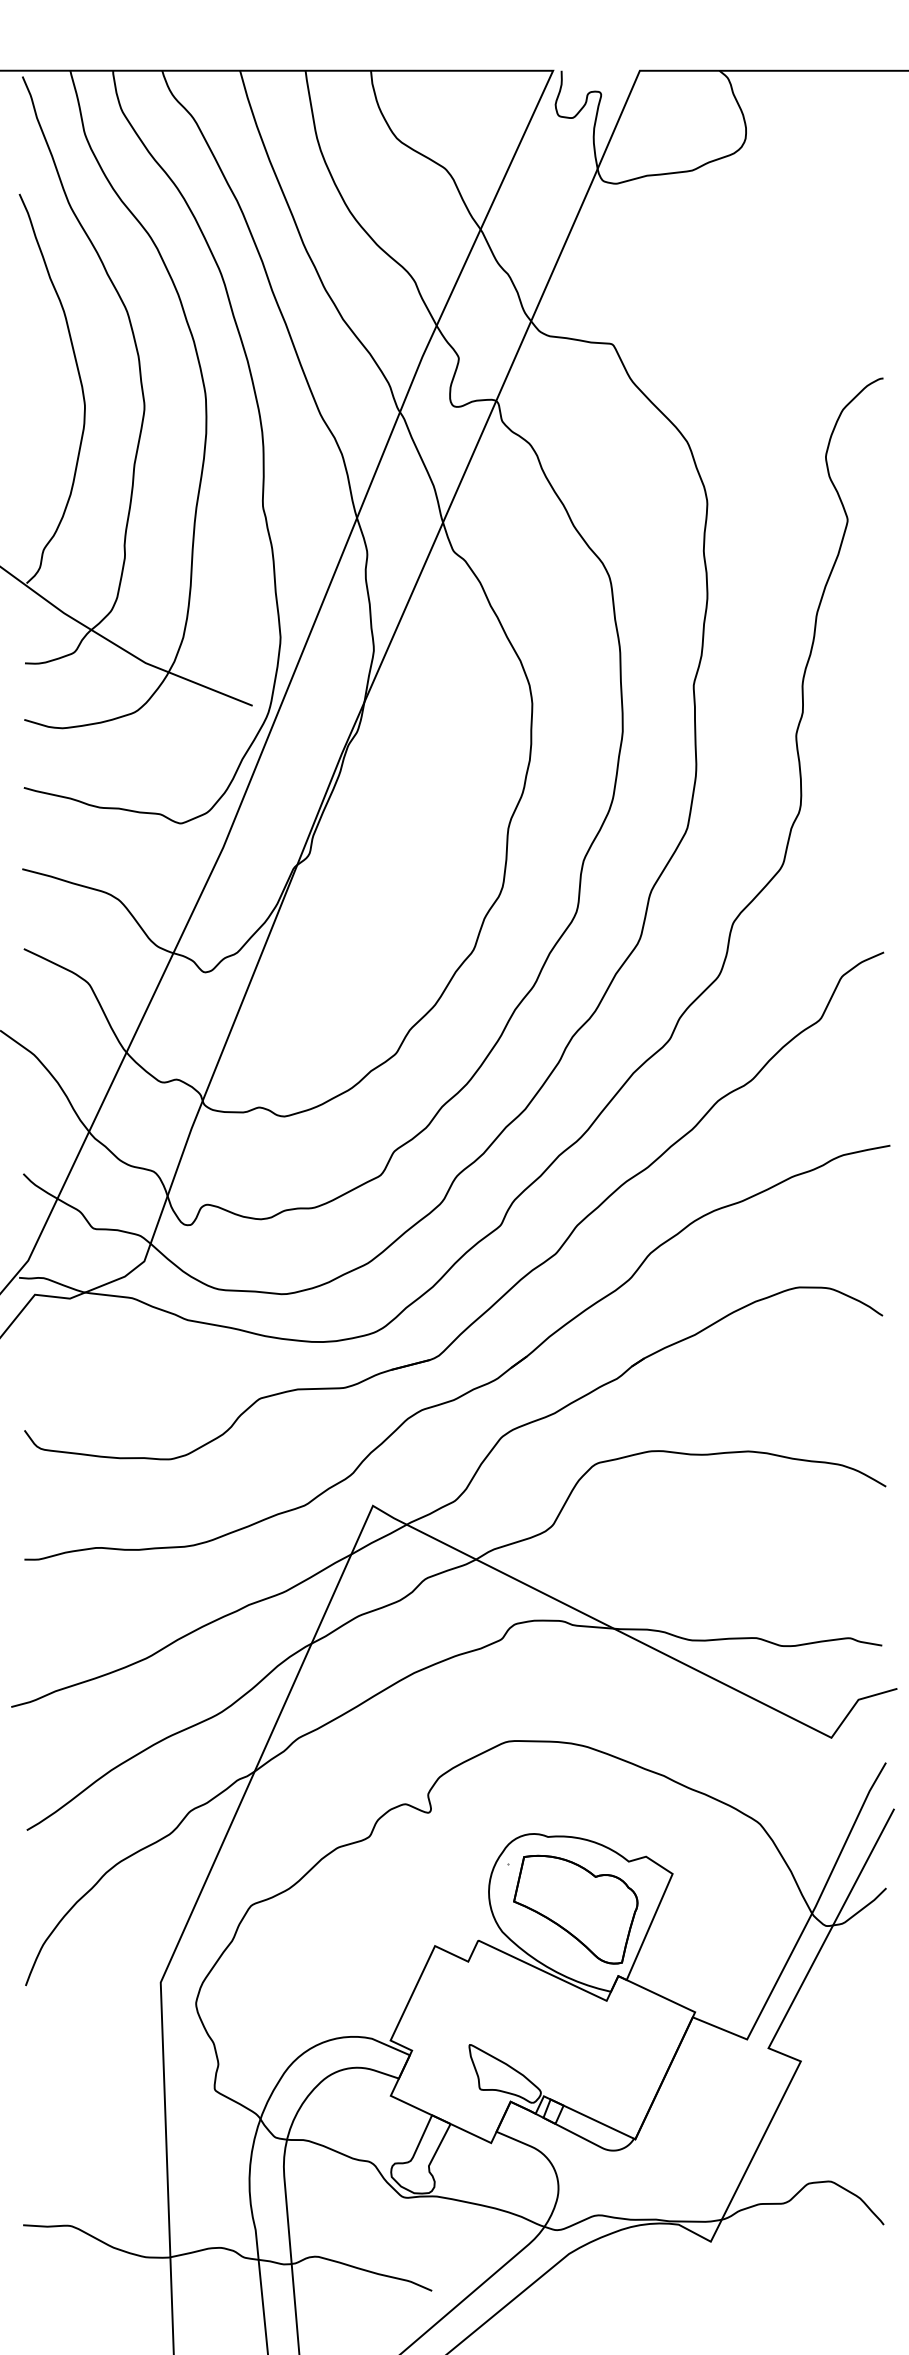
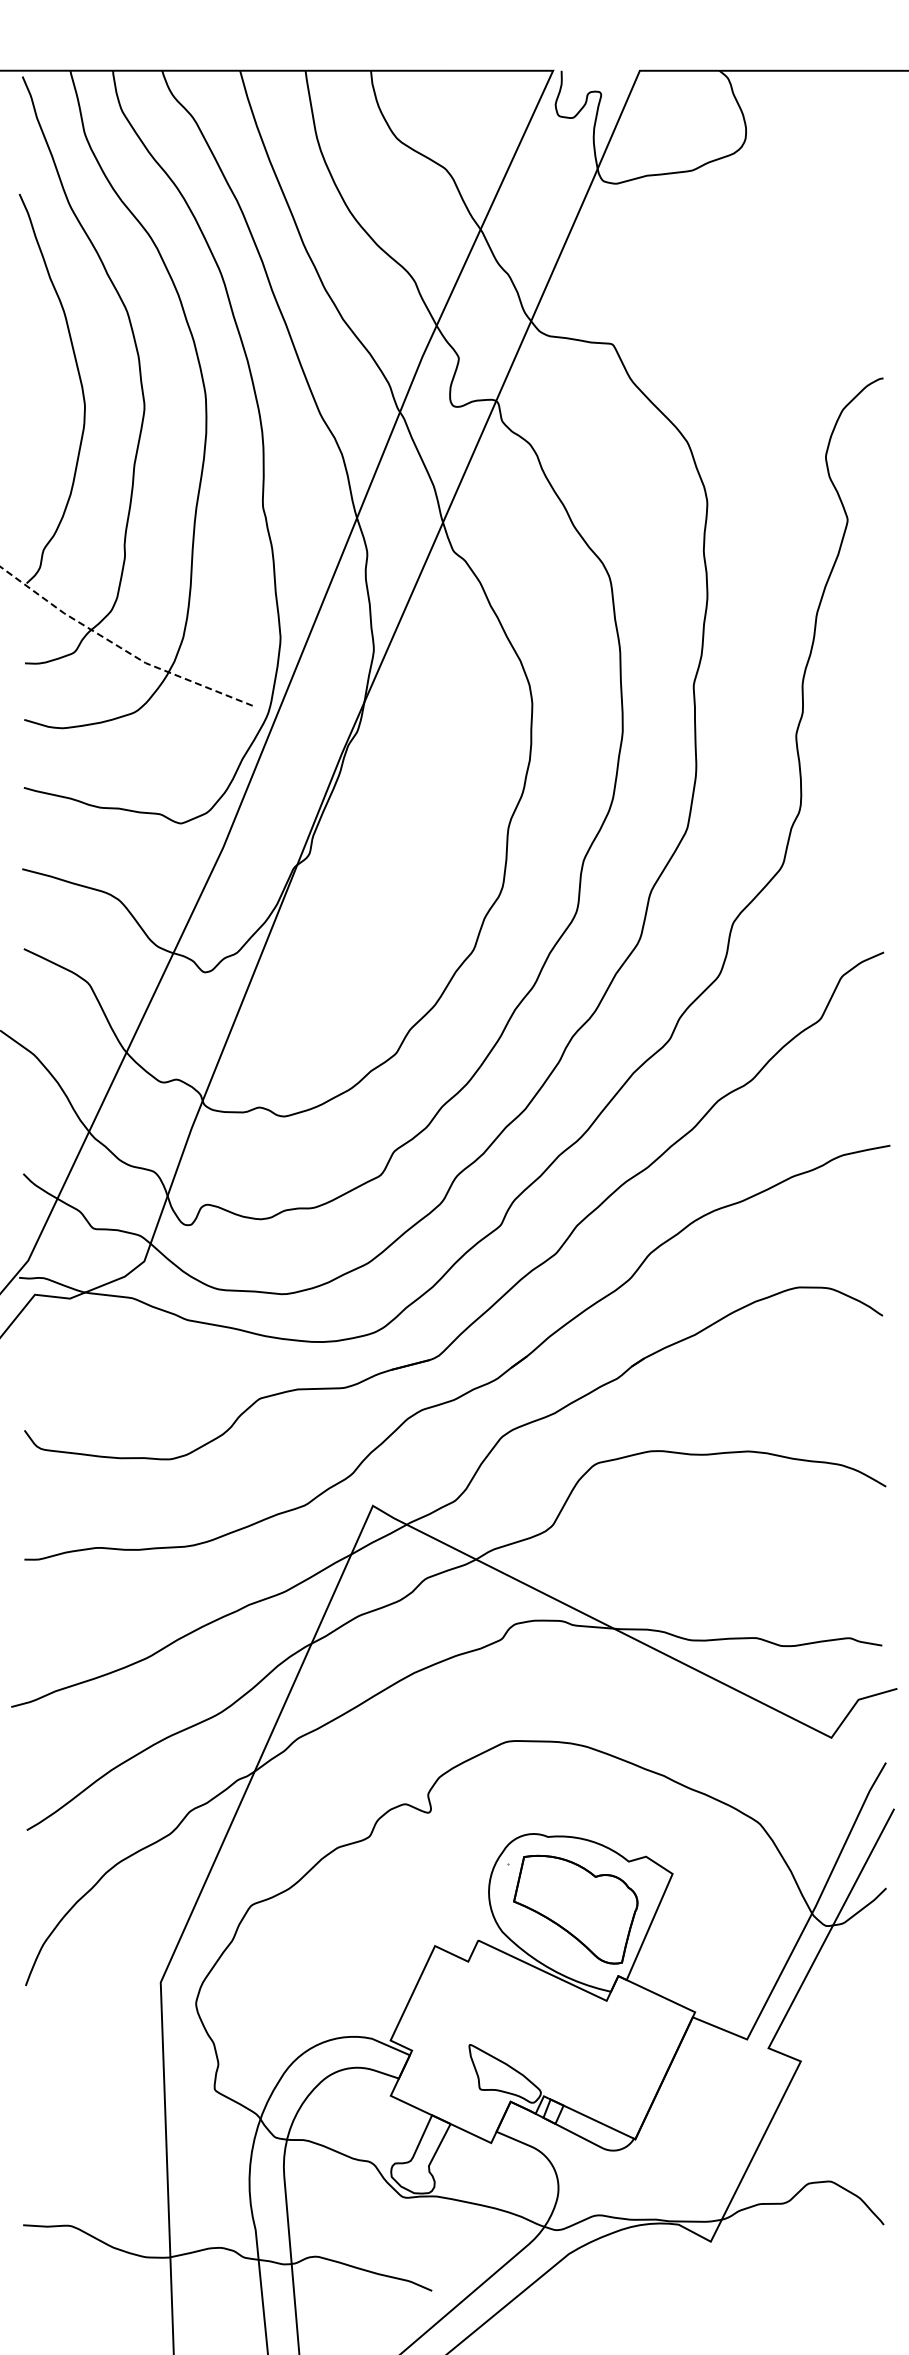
line: solid -> dashed (120, 647)
